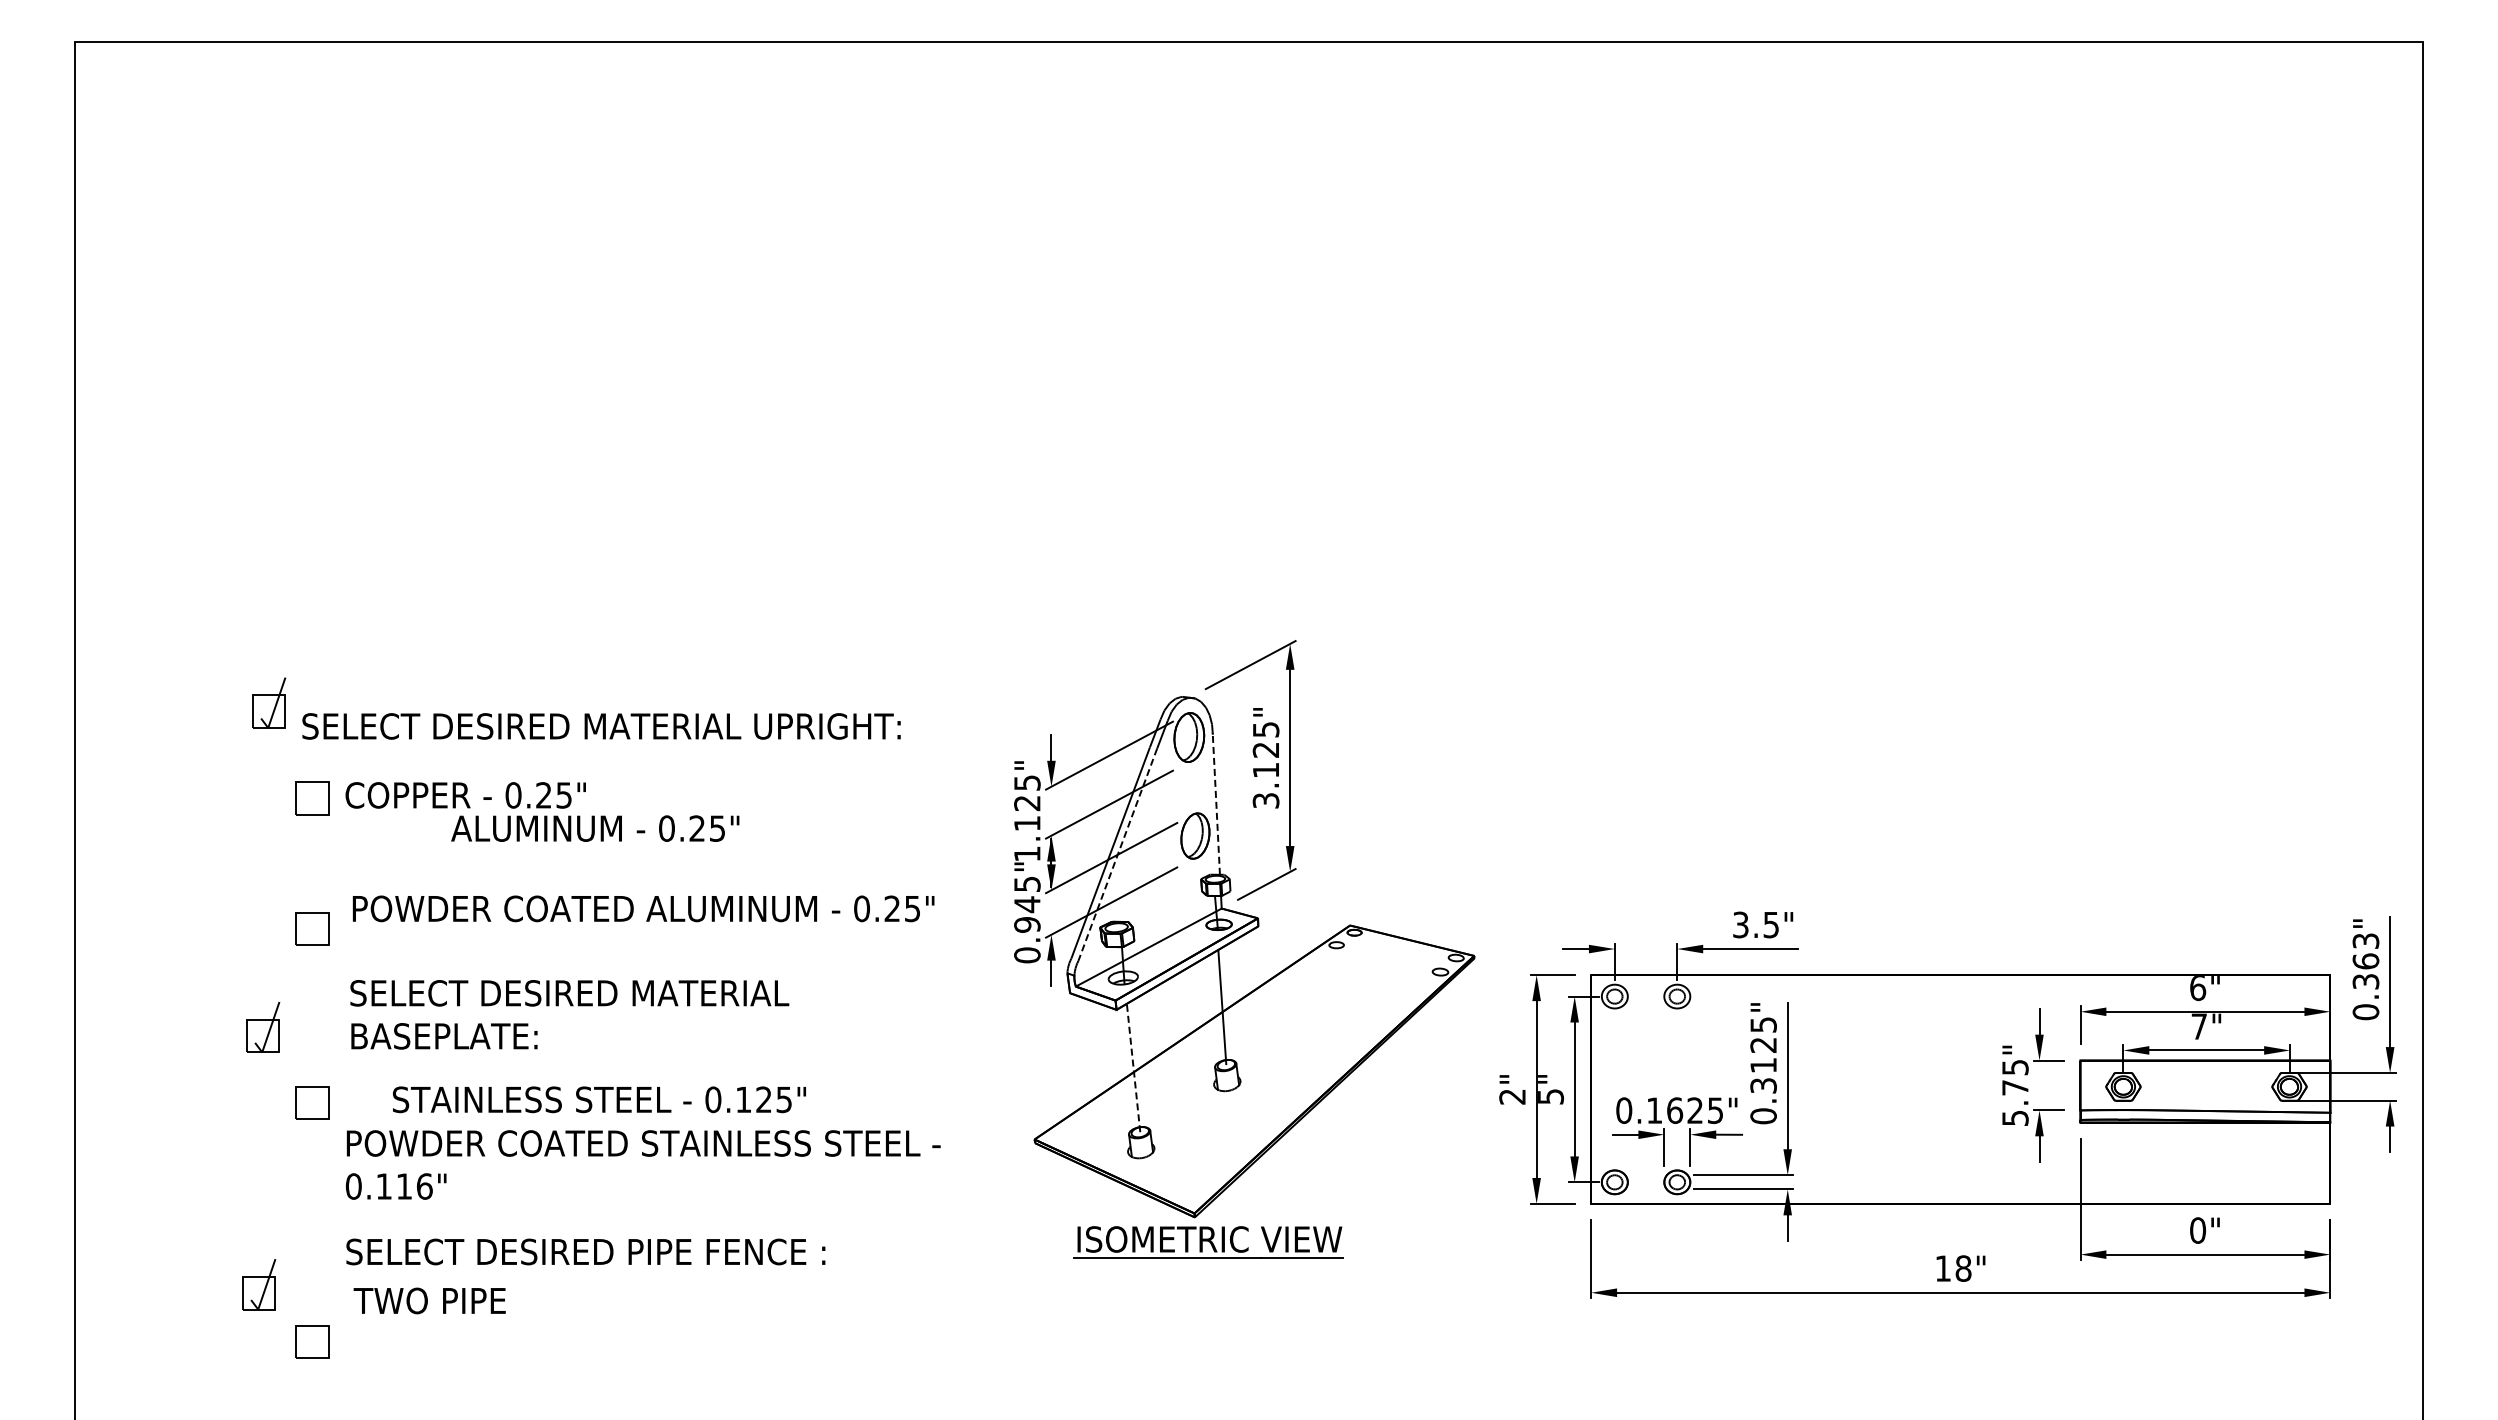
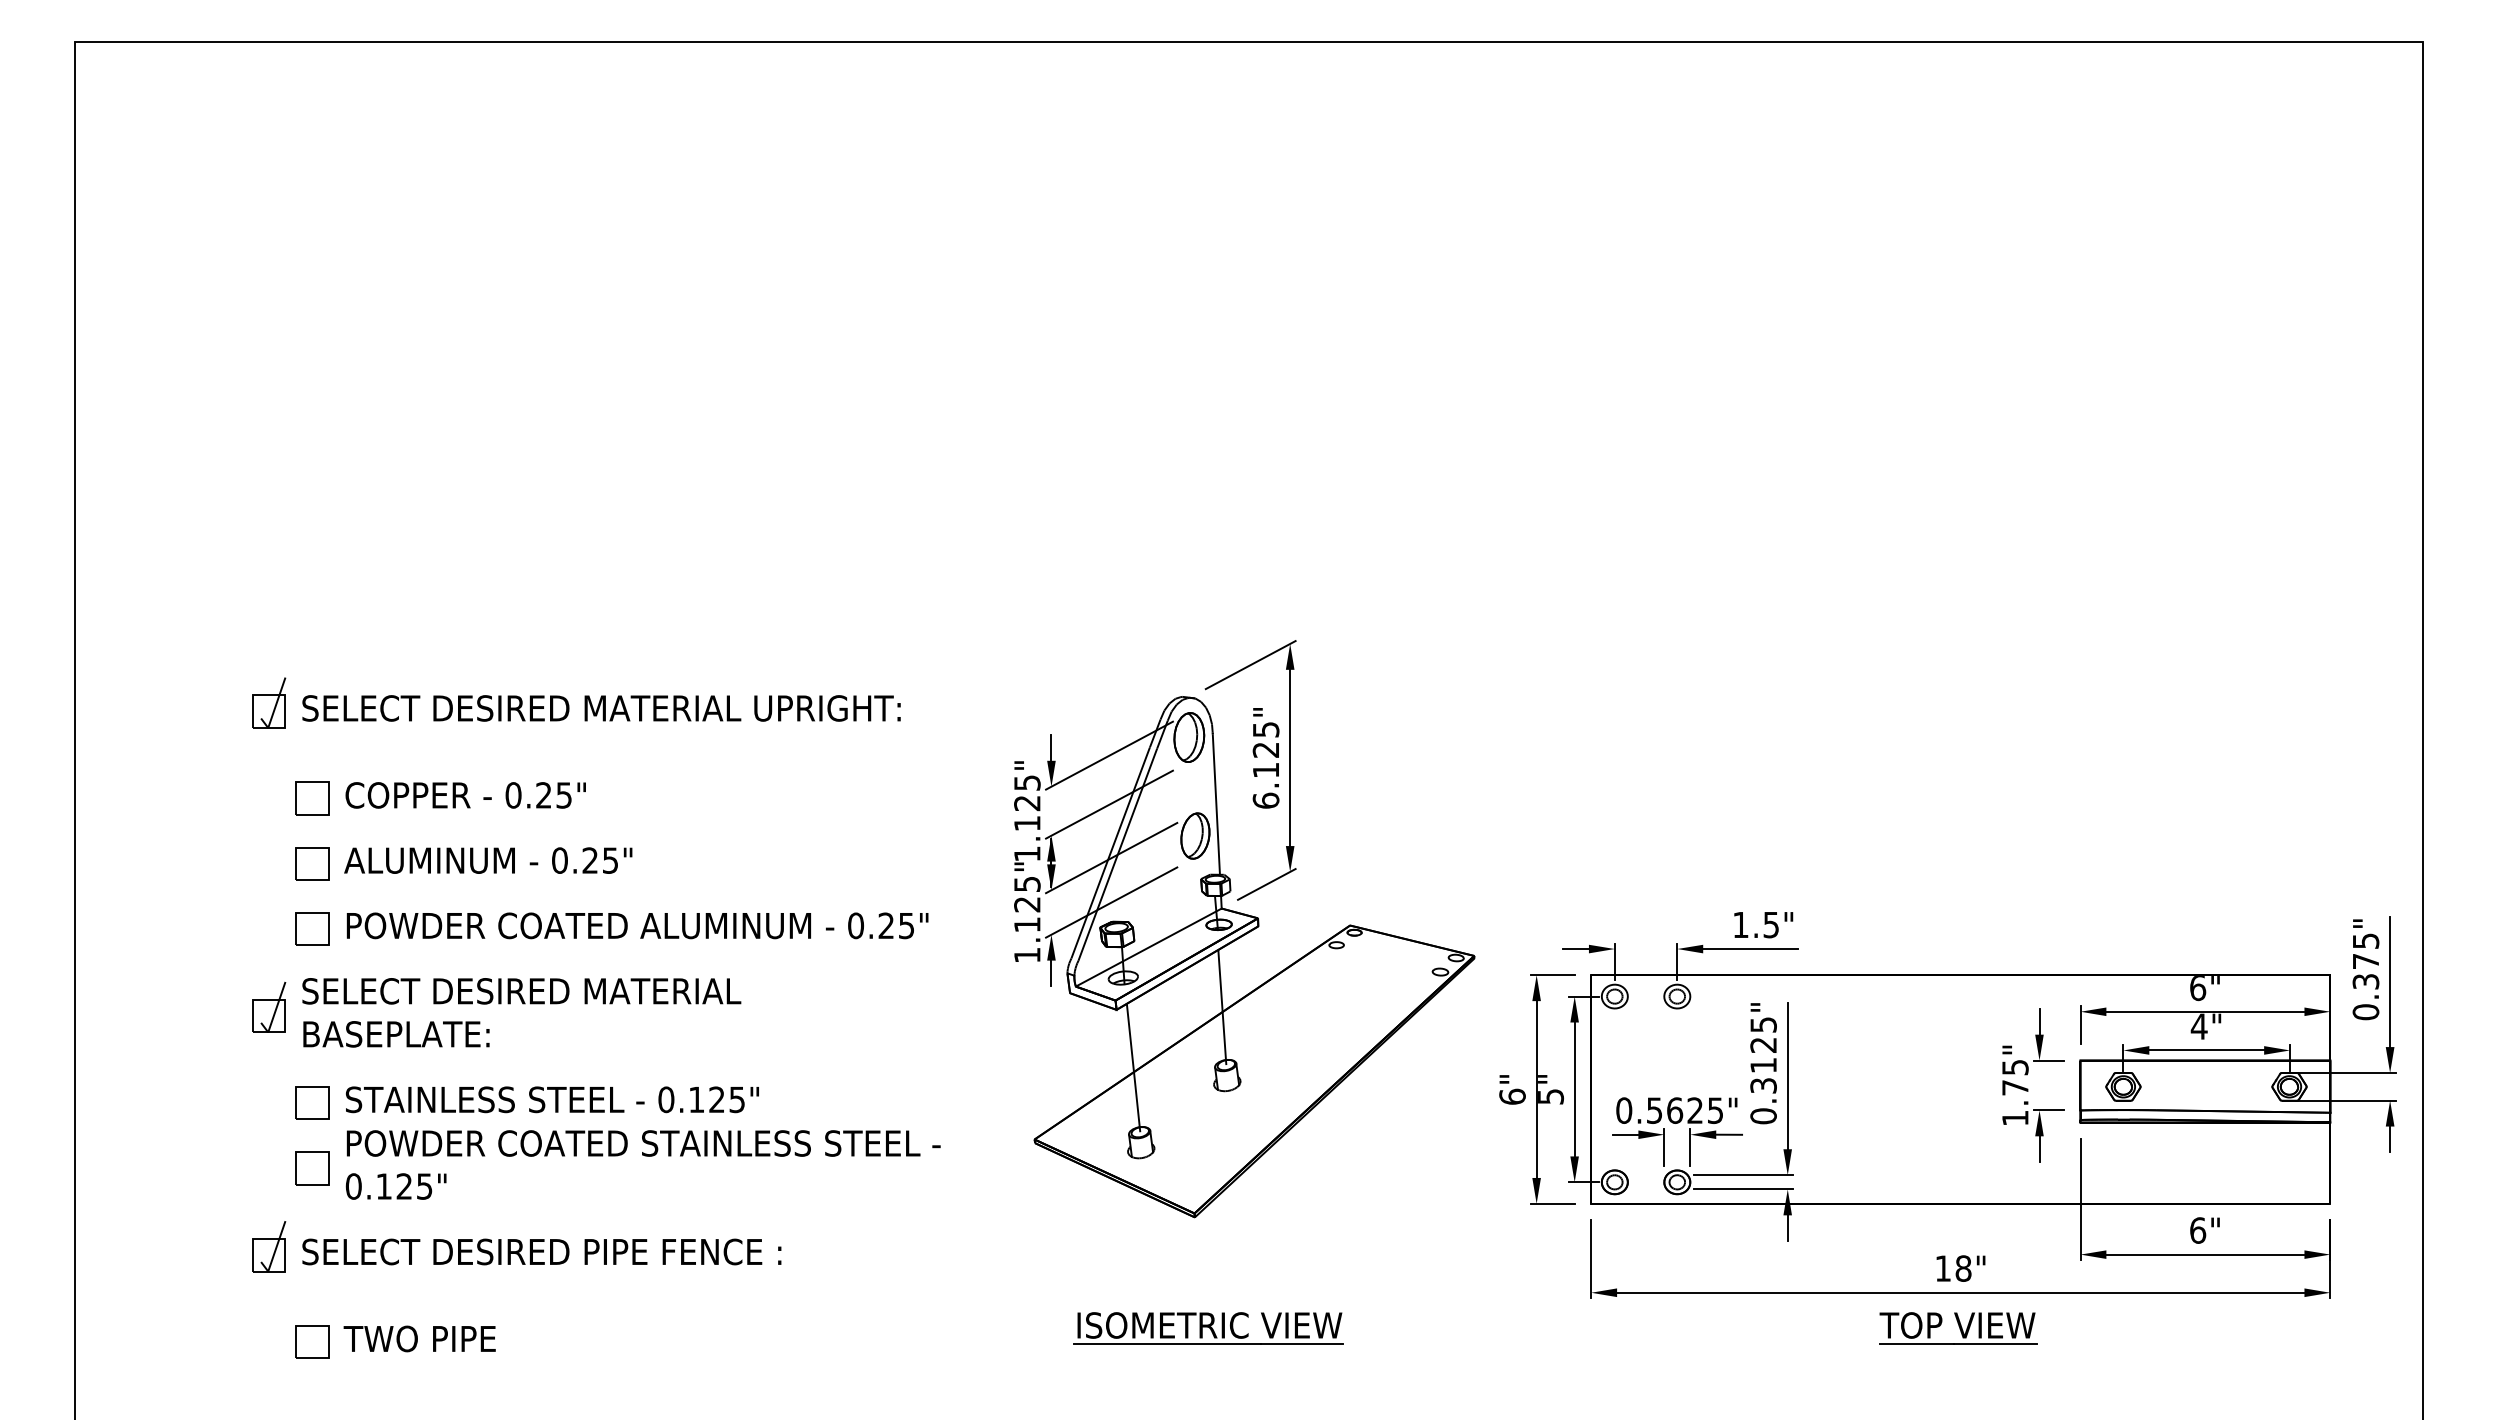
text position: (601, 726) -> (601, 708) (601, 708)
text: 3.125" -> 6.125" (1265, 800)
line: dashed -> solid (1216, 804)
text position: (595, 828) -> (488, 860) (488, 860)
line: dashed -> solid (1117, 855)
part: none -> present (312, 863)
text position: (643, 908) -> (637, 925) (637, 925)
text: 3.5" -> 1.5" (1740, 924)
text: 0.945" -> 1.125" (1027, 929)
text: 0.363" -> 0.375" (2365, 951)
text position: (569, 1014) -> (521, 1012) (521, 1012)
part position: (263, 1026) -> (269, 1006) (269, 1006)
text: 7" -> 4" (2198, 1026)
line: dashed -> solid (1133, 1068)
text: 2" -> 6" (1512, 1096)
text position: (599, 1099) -> (552, 1099) (552, 1099)
text: 0.1625" -> 0.5625" (1654, 1110)
text: 5.75" -> 1.75" (2015, 1118)
part: none -> present (312, 1168)
text: 0.116" -> 0.125" (414, 1186)
text: 0" -> 6" (2198, 1230)
part position: (1208, 1242) -> (1208, 1328) (1208, 1328)
text position: (585, 1251) -> (541, 1251) (541, 1251)
part position: (259, 1284) -> (269, 1246) (269, 1246)
text position: (429, 1300) -> (419, 1338) (419, 1338)
part: none -> present (1958, 1328)
